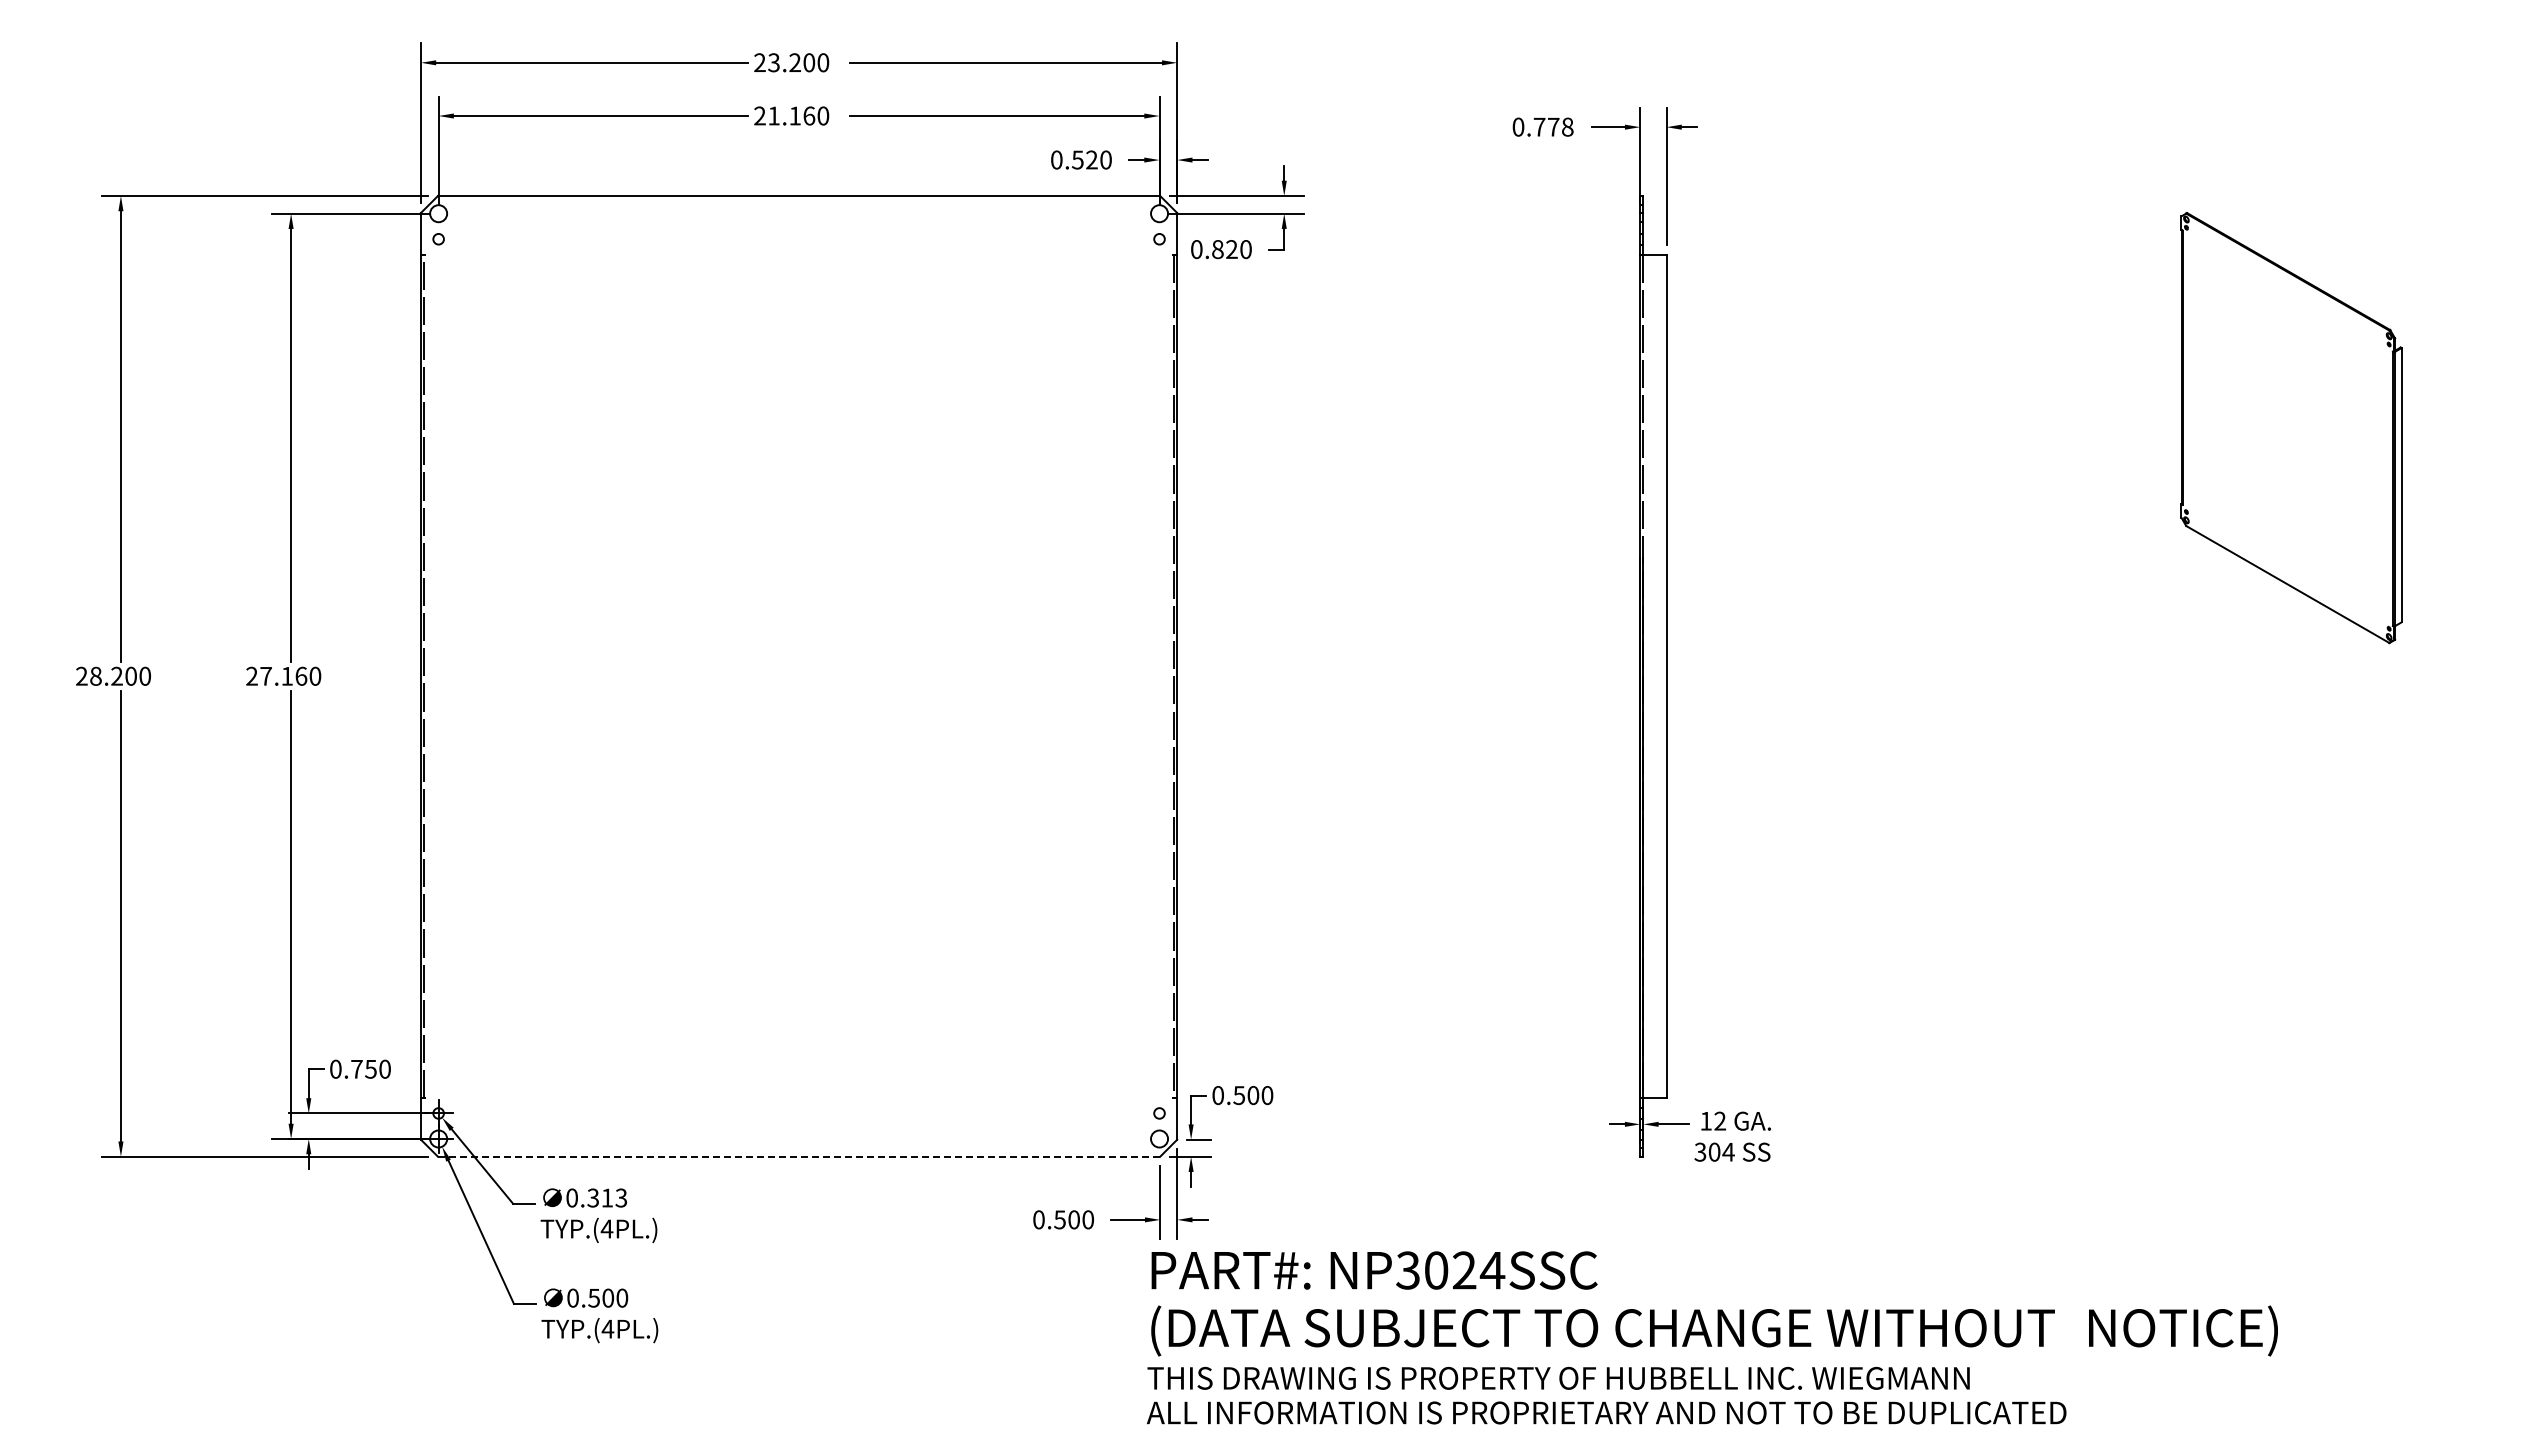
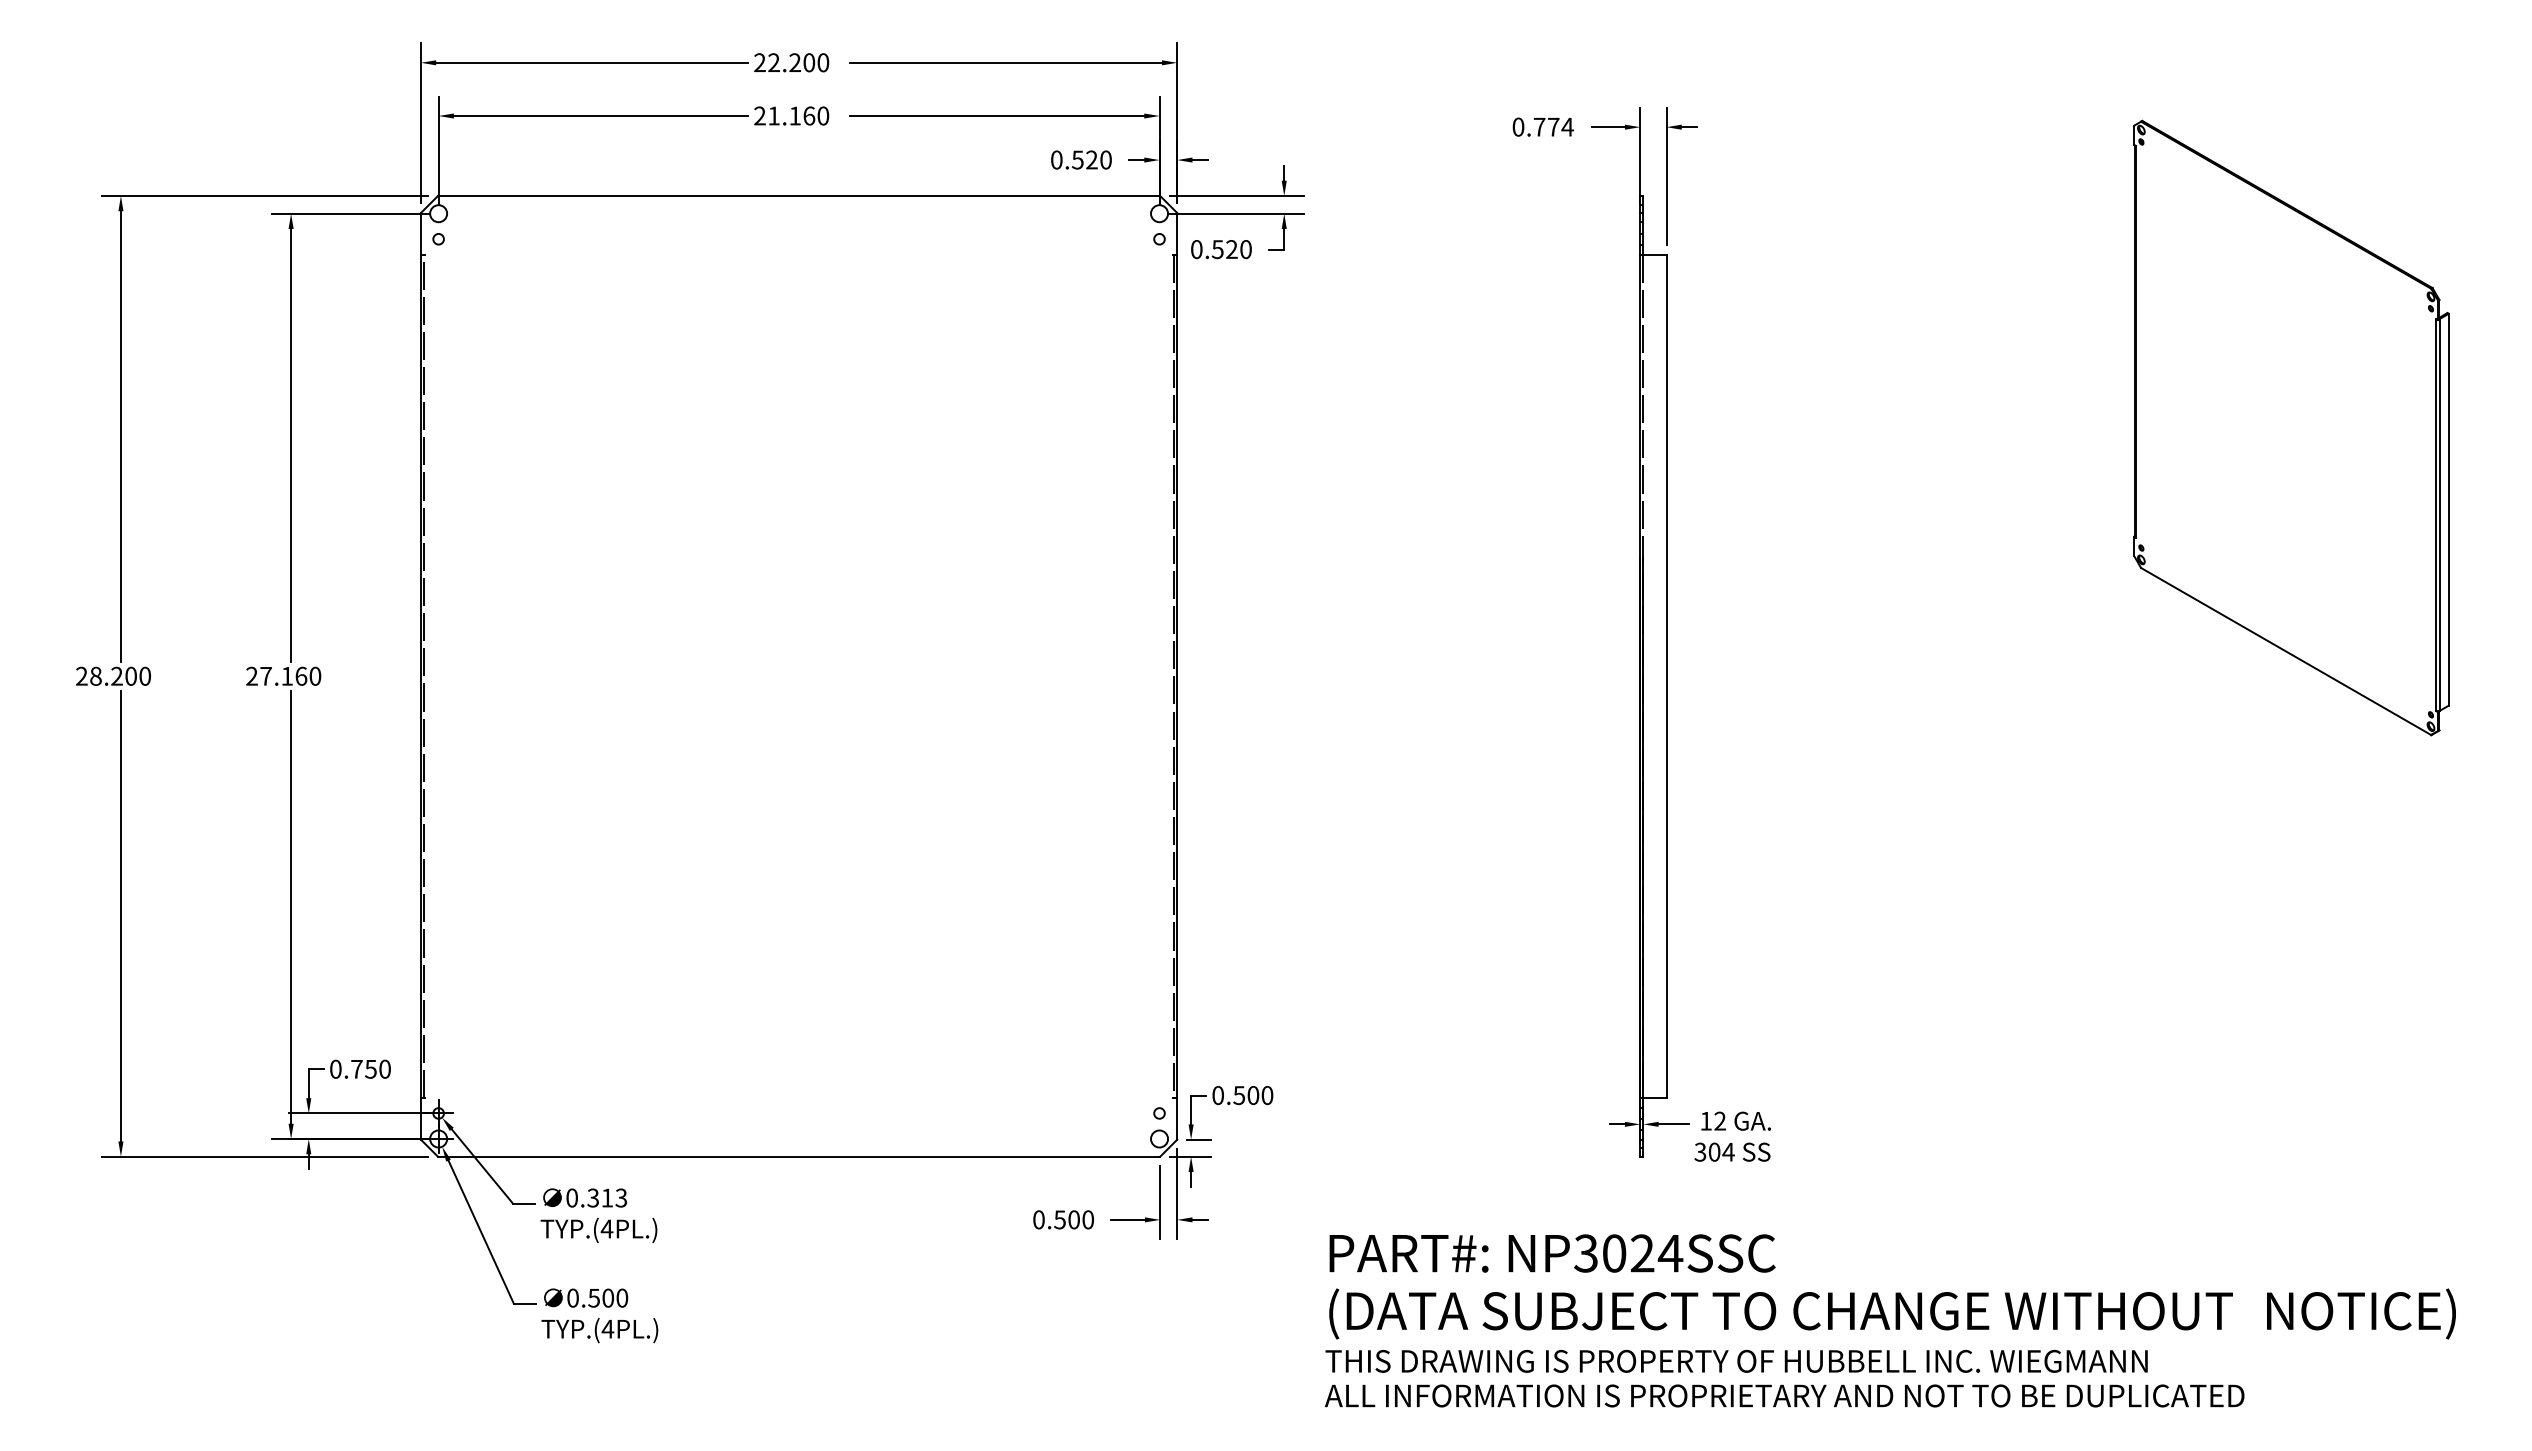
text: 23.200 -> 22.200 (773, 62)
text: 0.778 -> 0.774 (1567, 126)
text: 0.820 -> 0.520 (1217, 249)
part size: 223x433 px -> 317x618 px (2291, 427)
line: dashed -> solid (798, 1156)
text position: (1712, 1337) -> (1890, 1320) (1890, 1320)
